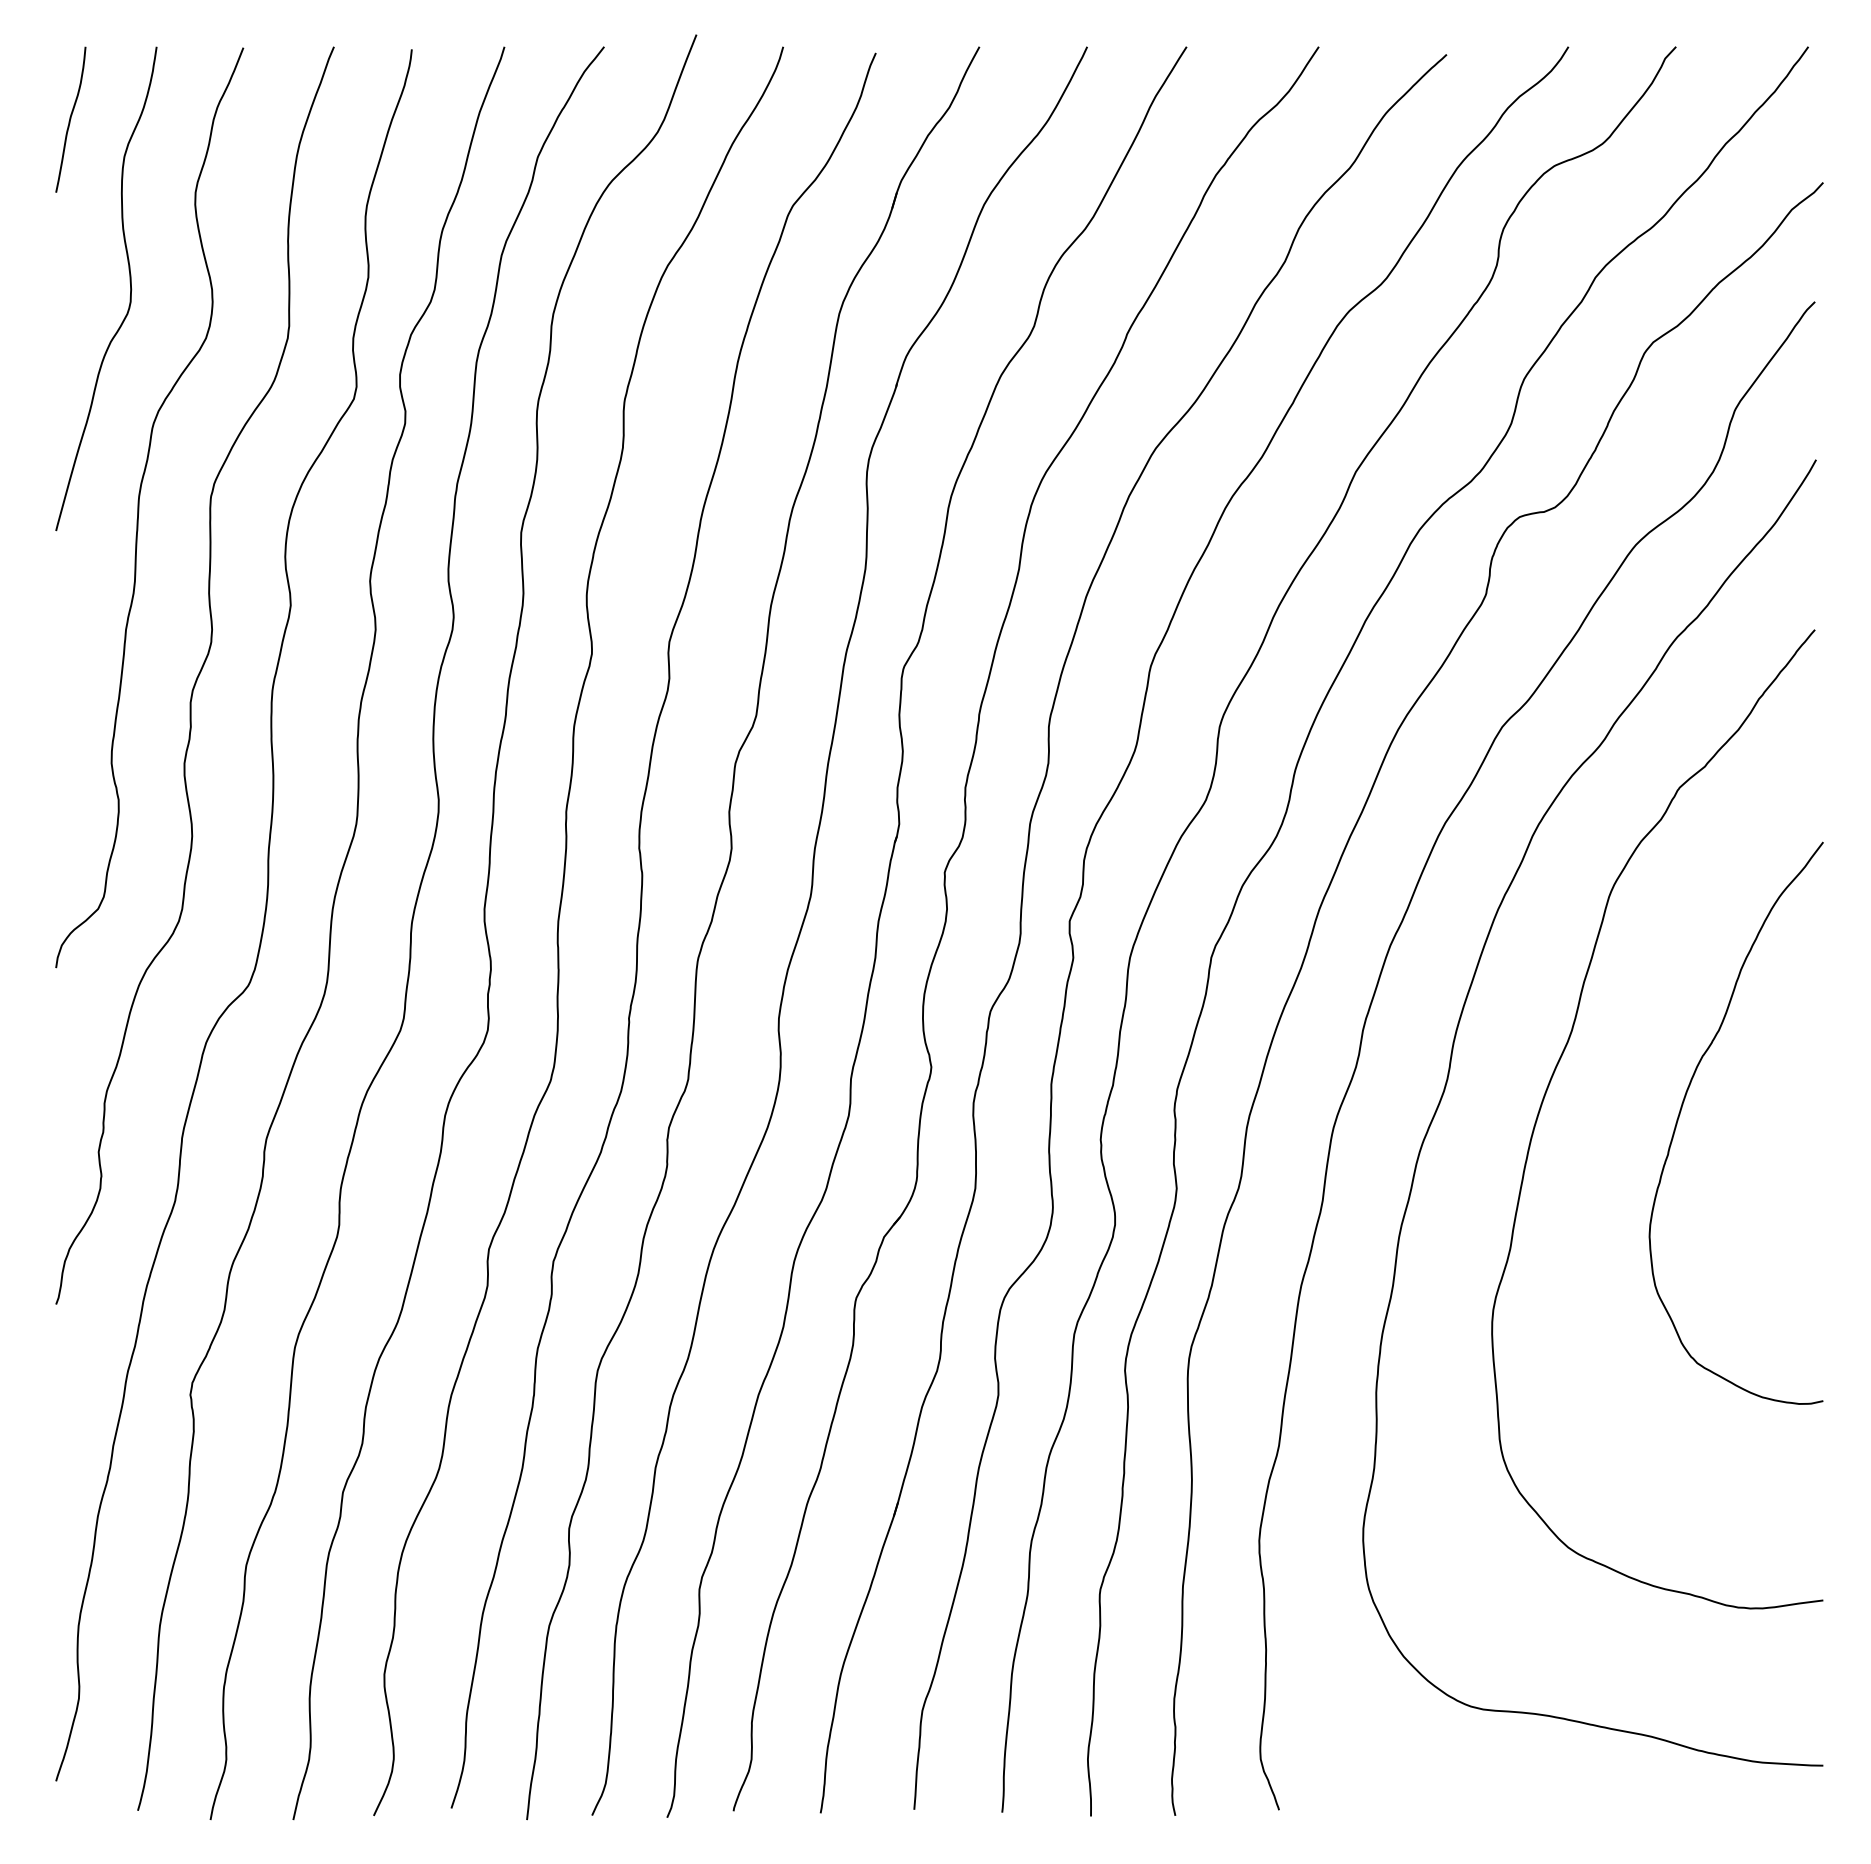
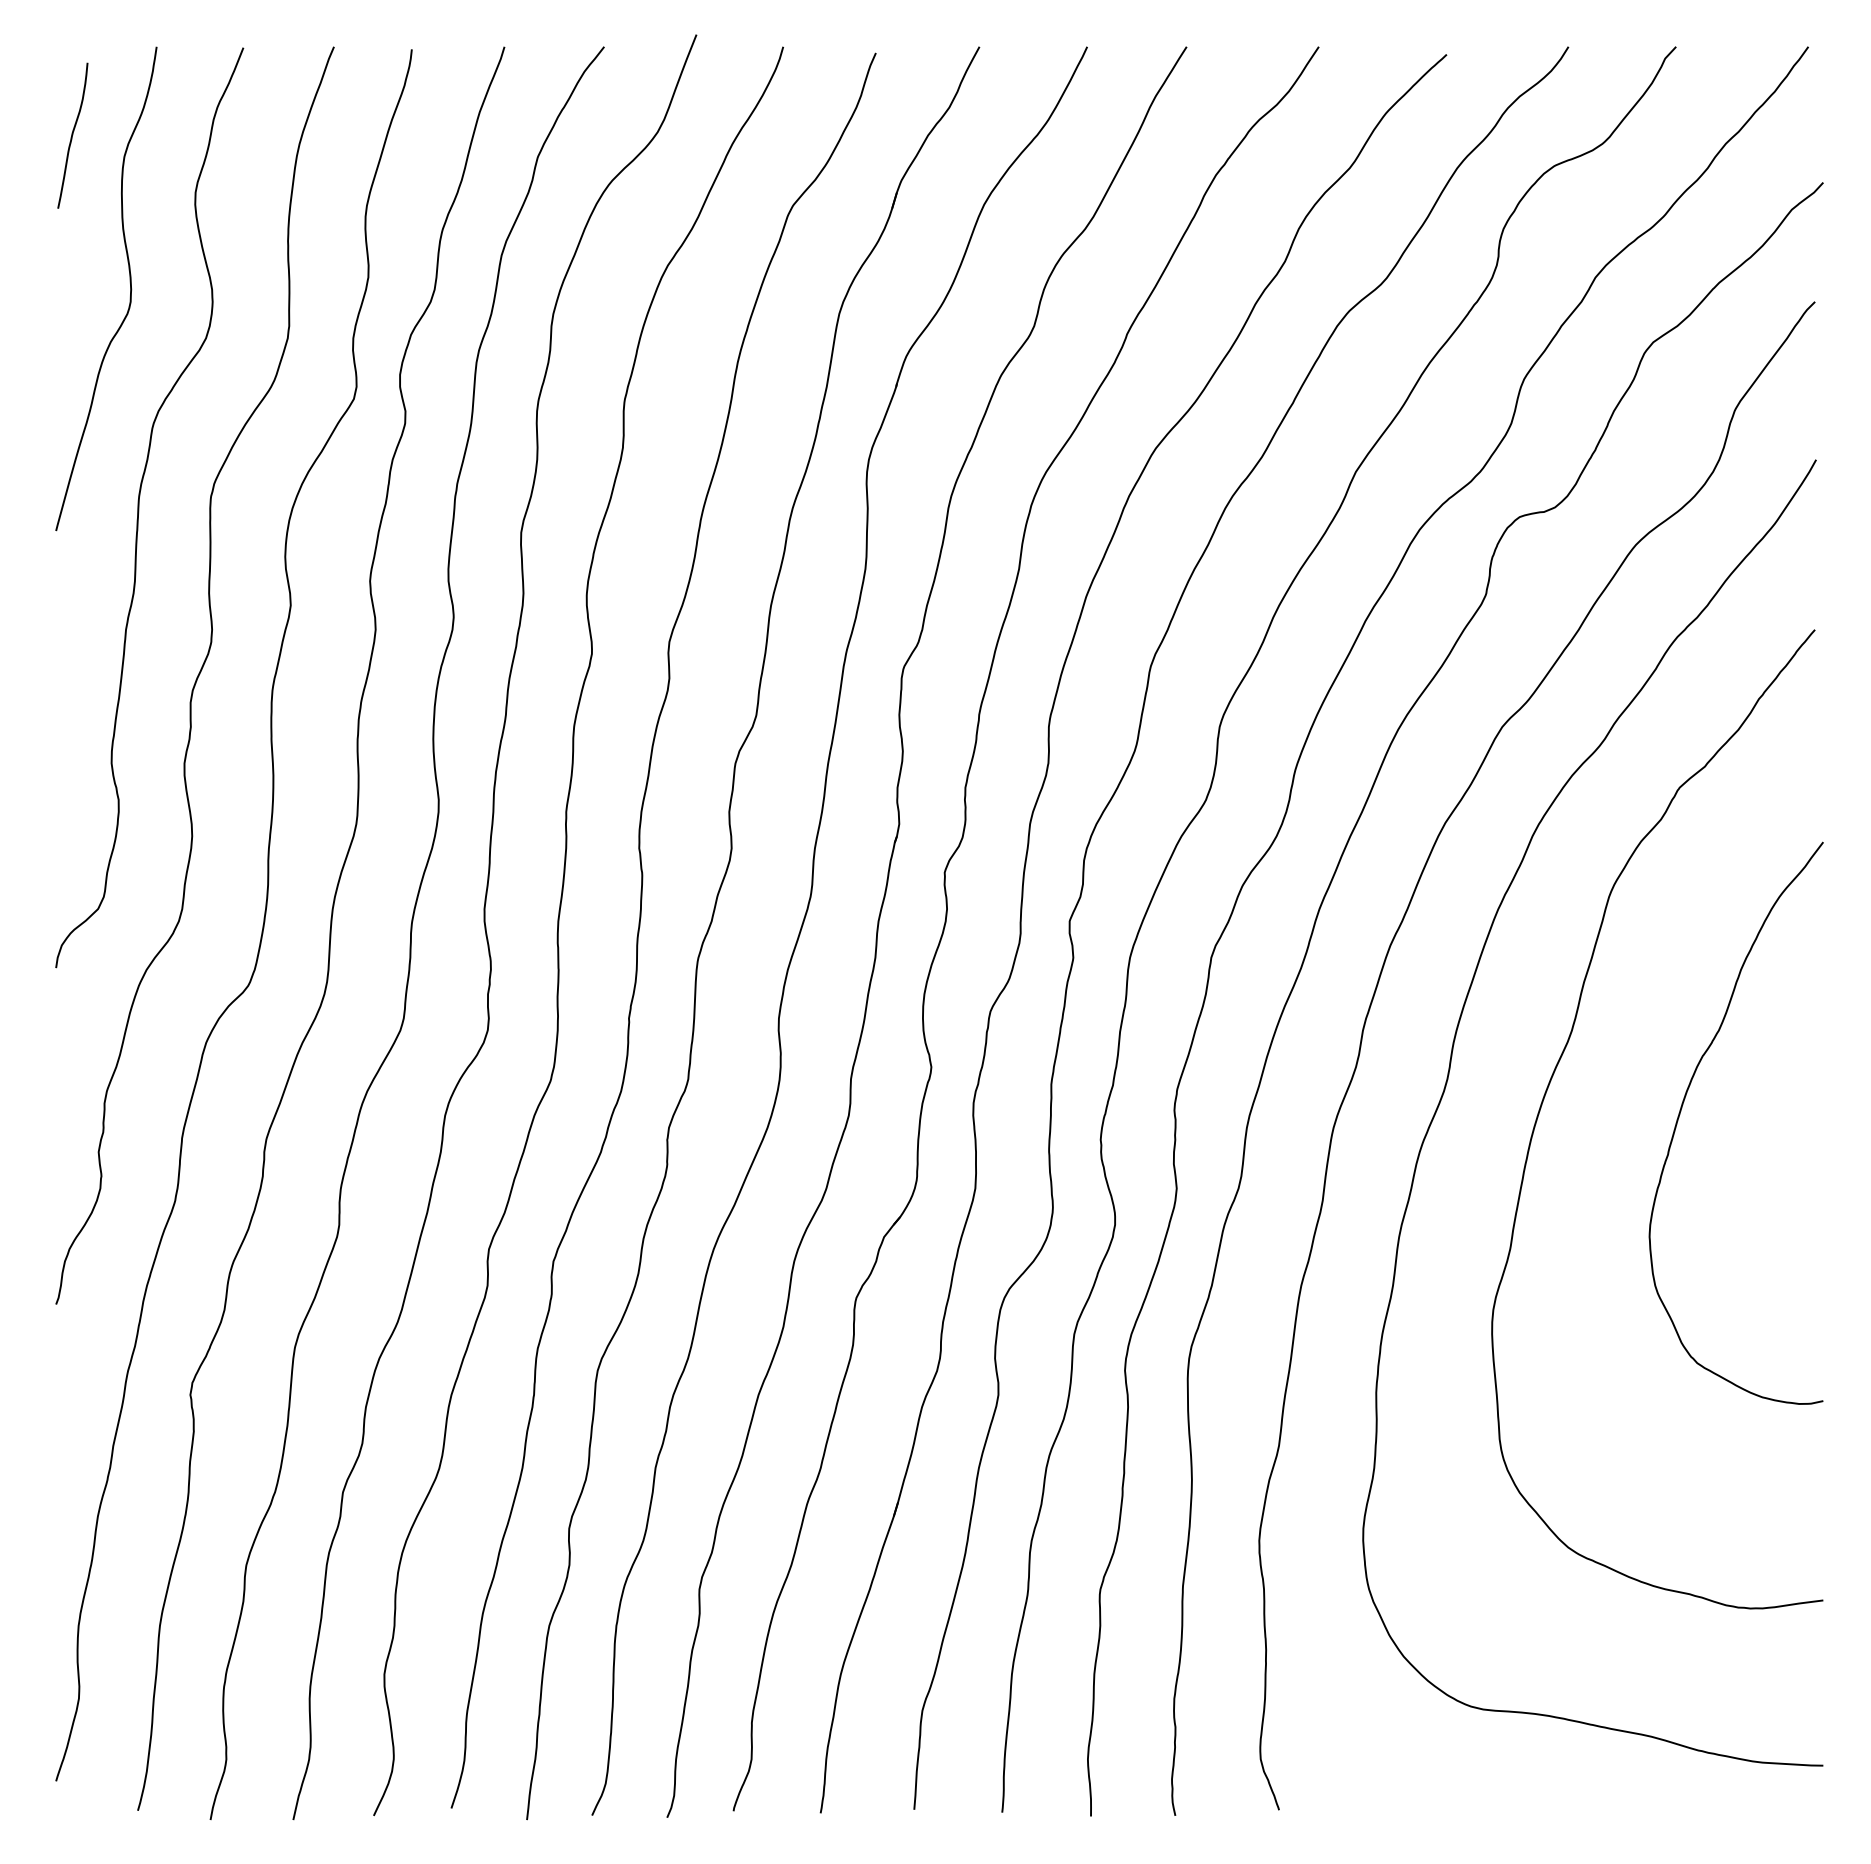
curve position: (70, 119) -> (72, 135) (72, 135)
